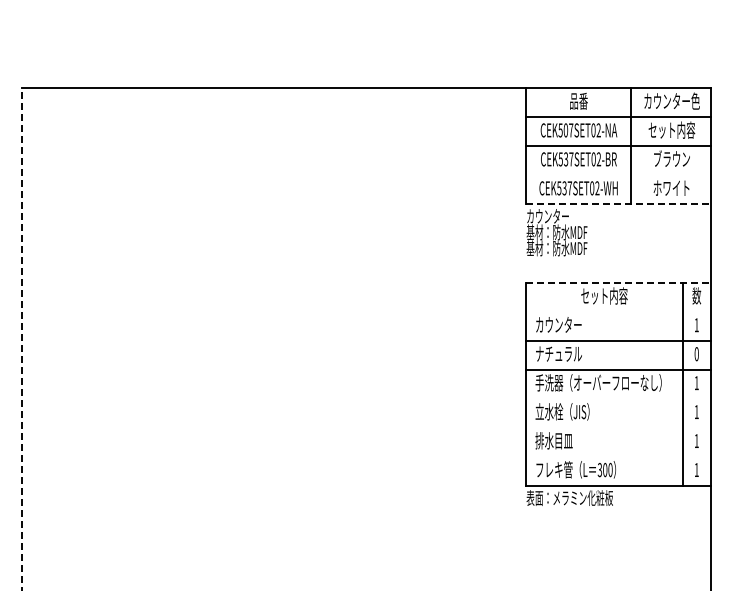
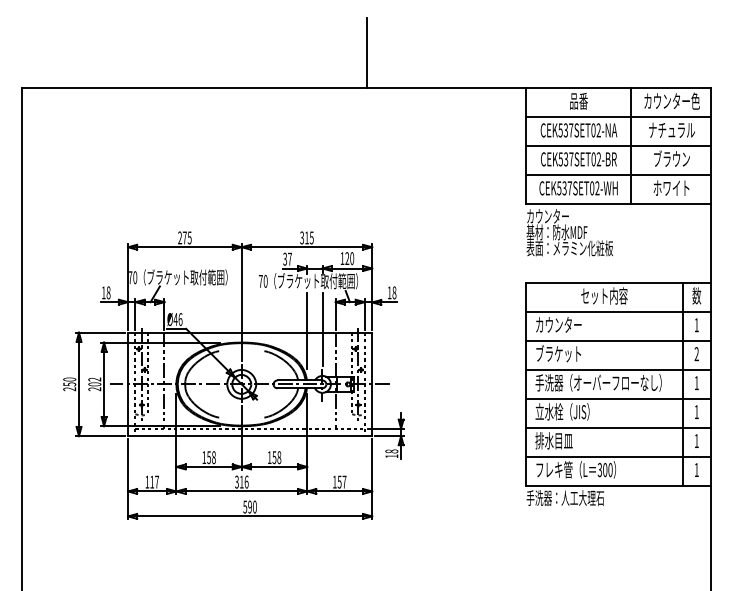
line: none -> present (366, 52)
text: セット内容 -> ナチュラル (671, 129)
text: CEK507SET02-NA -> CEK537SET02-NA (565, 130)
line: none -> present (618, 175)
line: dashed -> solid (619, 204)
text: 基材：防水MDF -> 表面：メラミン化粧板 (569, 248)
line: dashed -> solid (619, 283)
line: none -> present (618, 312)
line: dashed -> solid (21, 339)
text: ナチュラル -> ブラケット (558, 353)
text: 0 -> 2 (696, 354)
part: none -> present (233, 375)
line: none -> present (618, 399)
line: none -> present (618, 428)
line: none -> present (618, 456)
text: 表面：メラミン化粧板 -> 手洗器：人工大理石 (569, 497)
